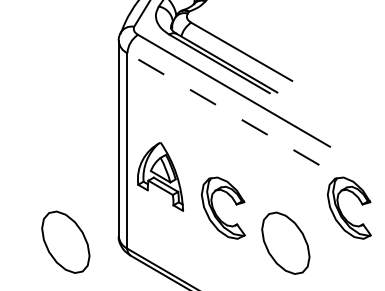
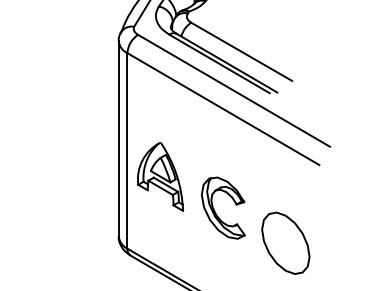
line: dashed -> solid (223, 108)
part: present -> none (341, 211)
part: present -> none (65, 241)
